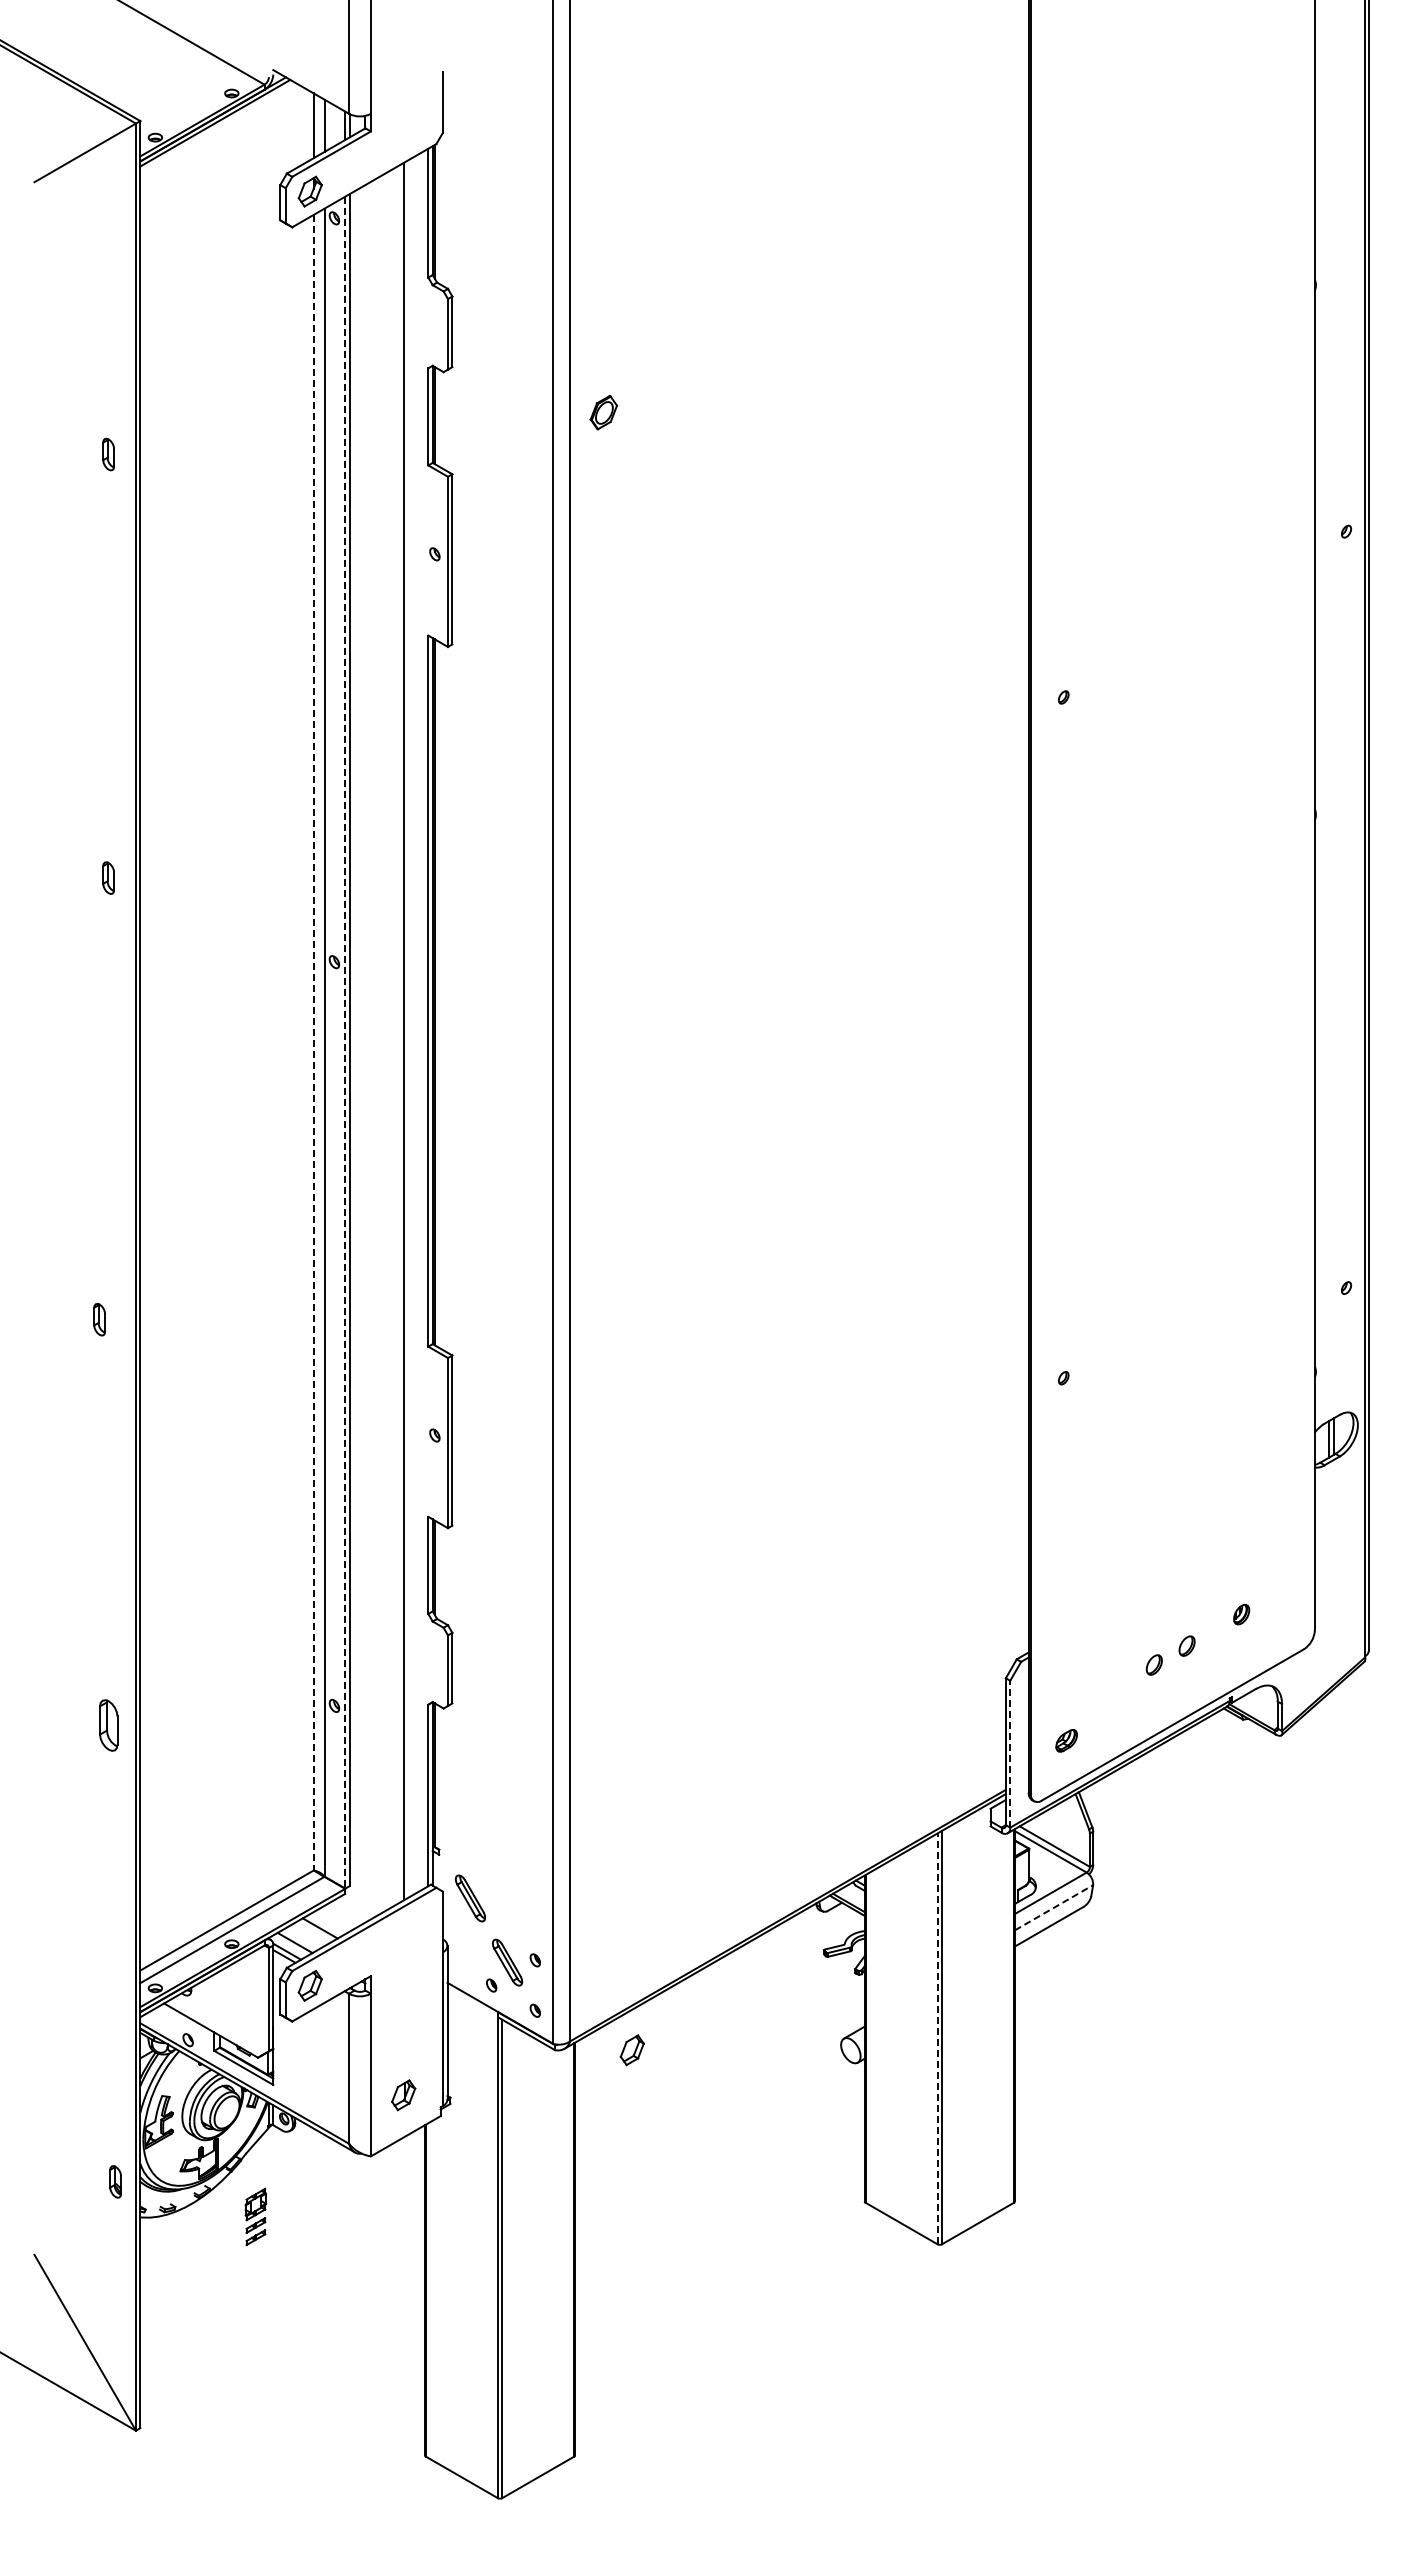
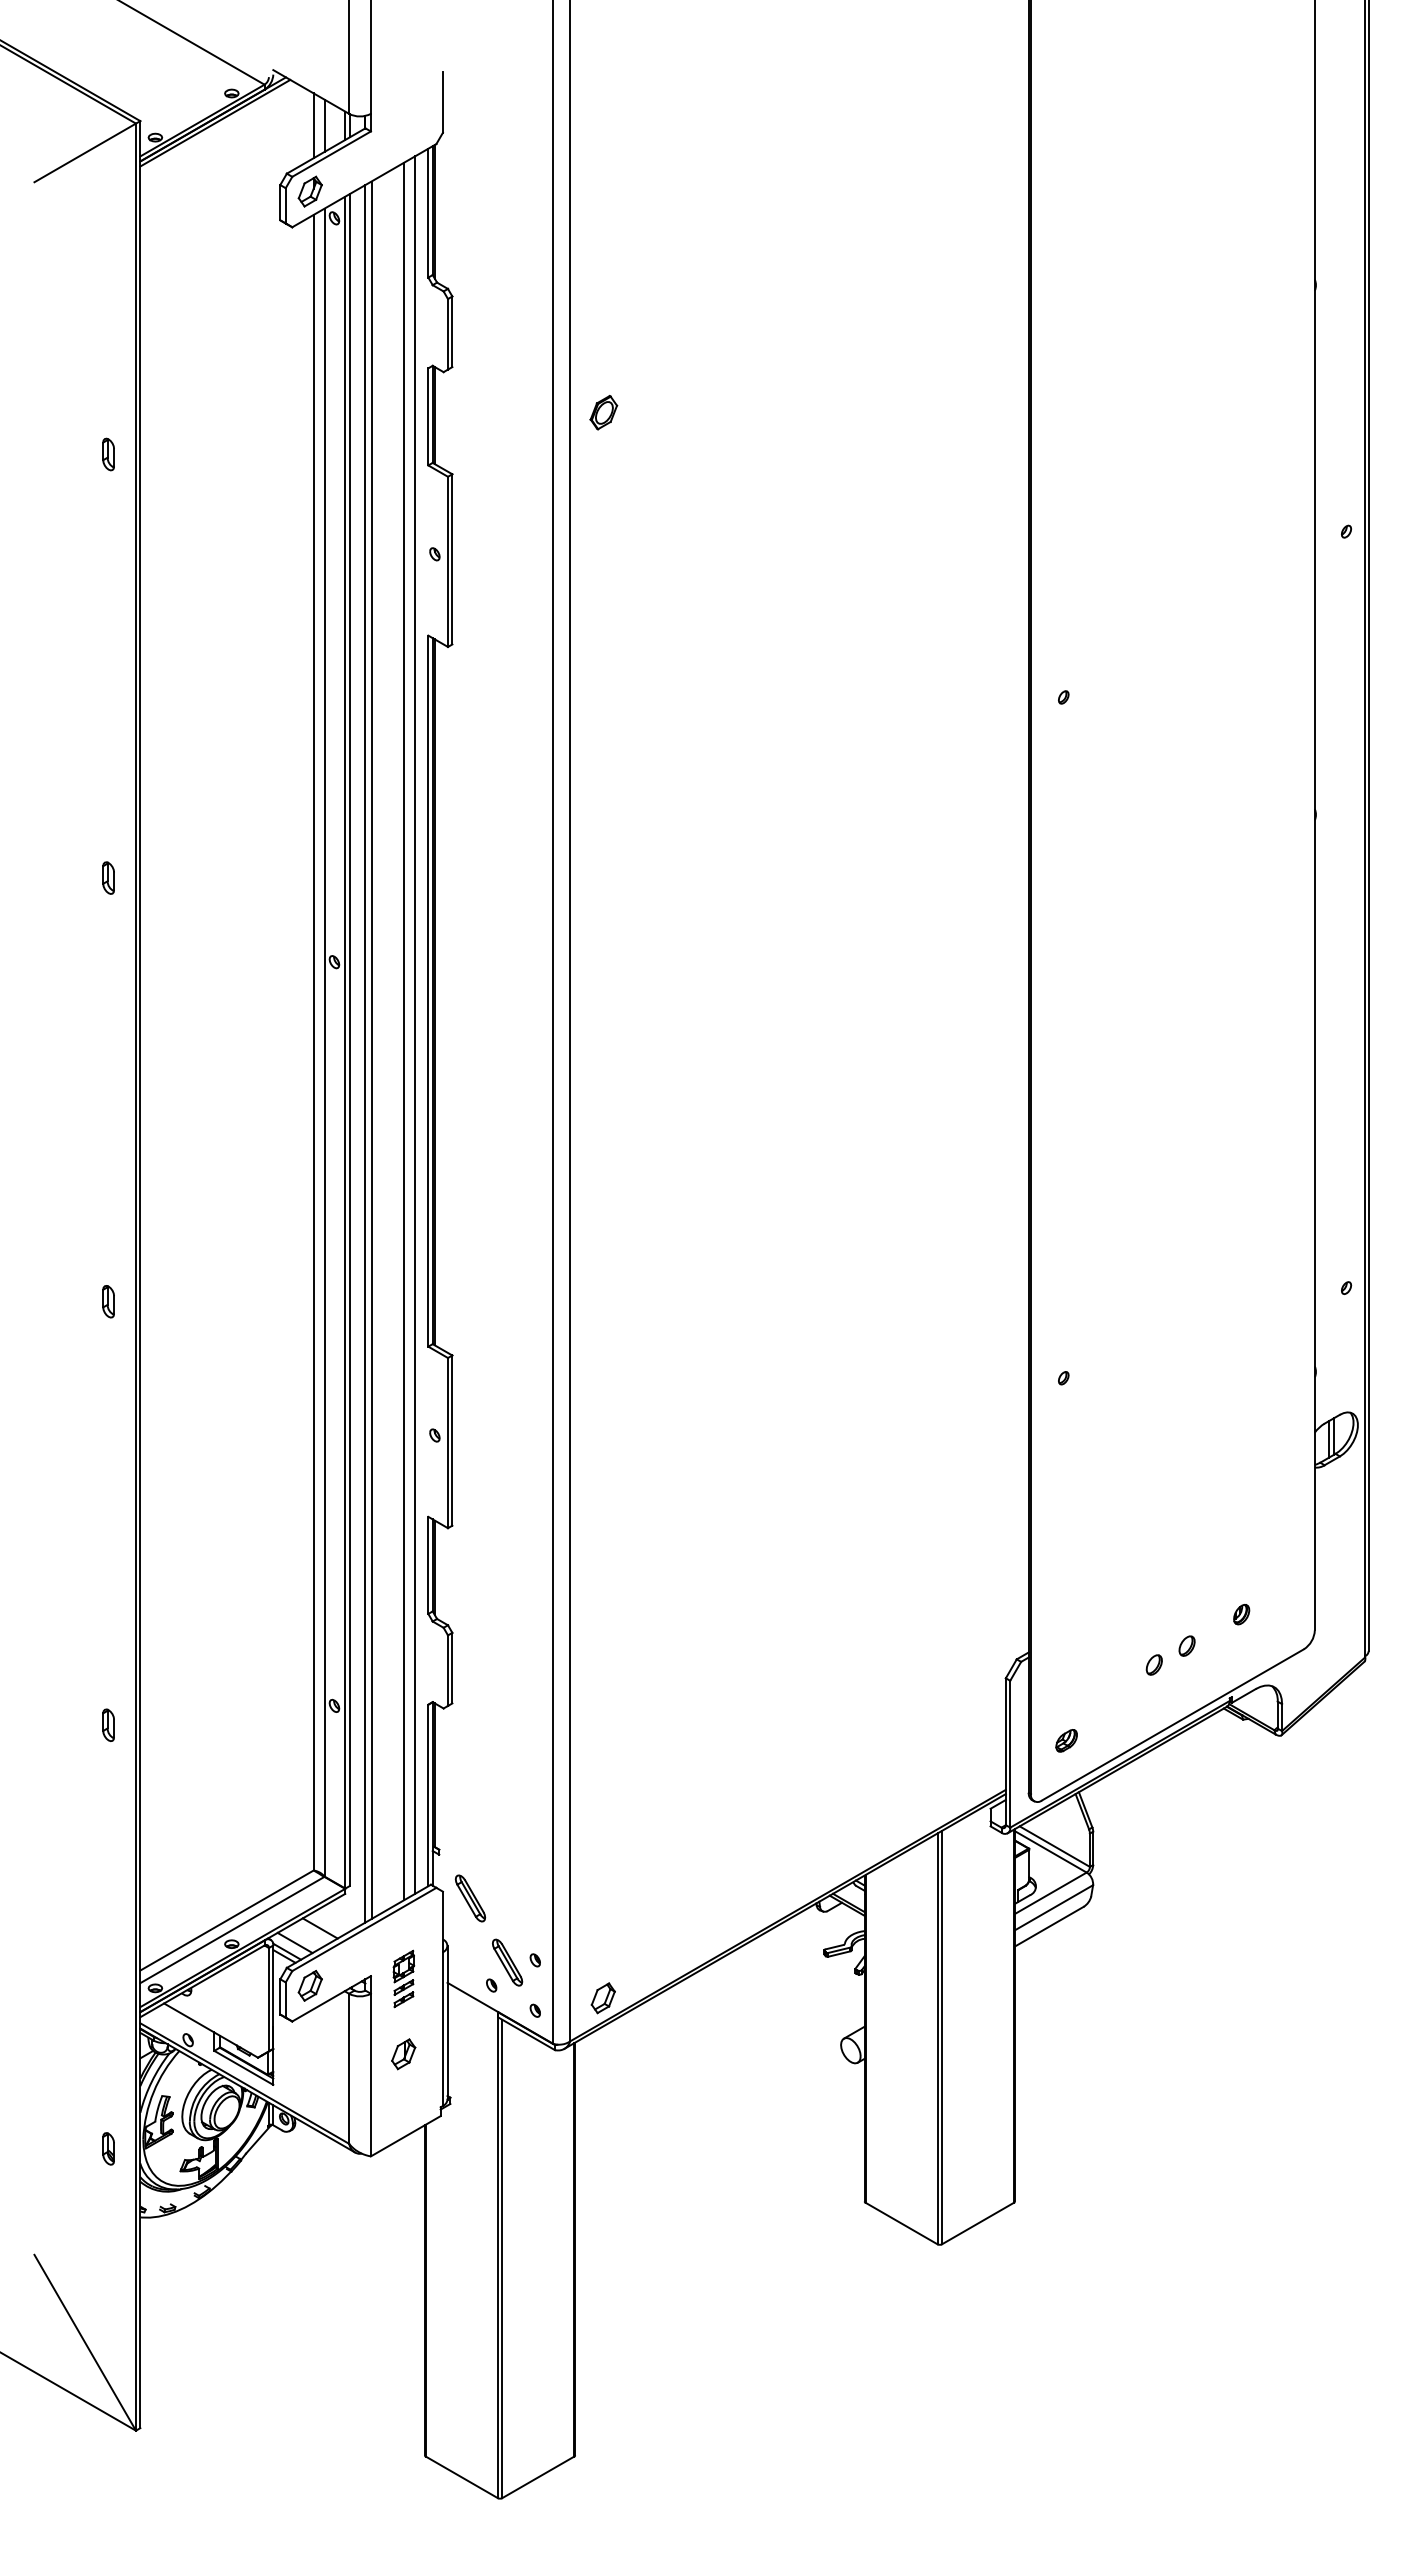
line: none -> present (415, 1024)
line: dashed -> solid (313, 1042)
line: dashed -> solid (345, 1042)
line: none -> present (371, 1050)
line: none -> present (365, 1053)
part position: (99, 1319) -> (108, 1301) (108, 1301)
part size: 20x53 px -> 13x34 px (108, 1724)
line: dashed -> solid (1010, 1753)
line: dashed -> solid (1054, 1907)
line: dashed -> solid (937, 2038)
part position: (631, 2050) -> (602, 1998) (602, 1998)
part position: (403, 2095) -> (403, 2054) (403, 2054)
part position: (115, 2181) -> (108, 2148) (108, 2148)
part position: (255, 2216) -> (403, 1978) (403, 1978)
